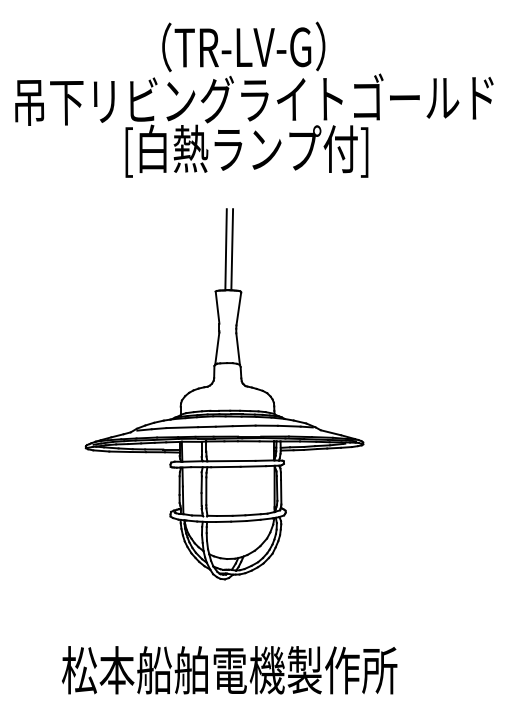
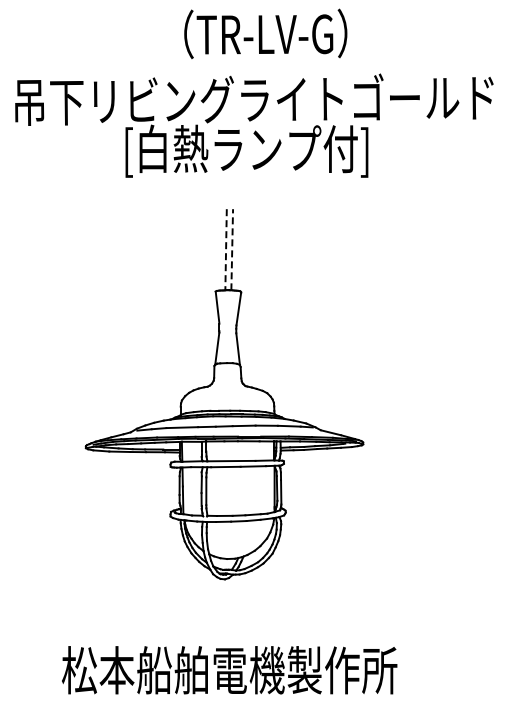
text position: (243, 46) -> (265, 33) (265, 33)
line: solid -> dashed (226, 249)
line: solid -> dashed (232, 249)
